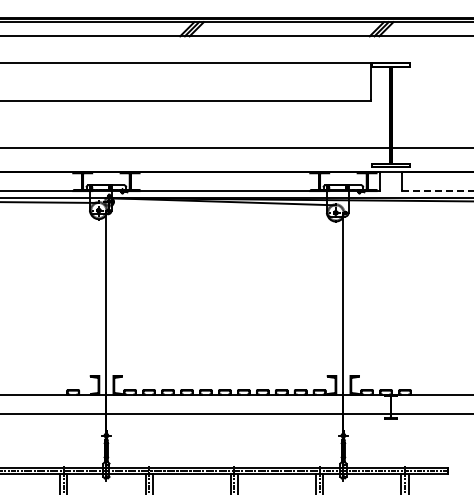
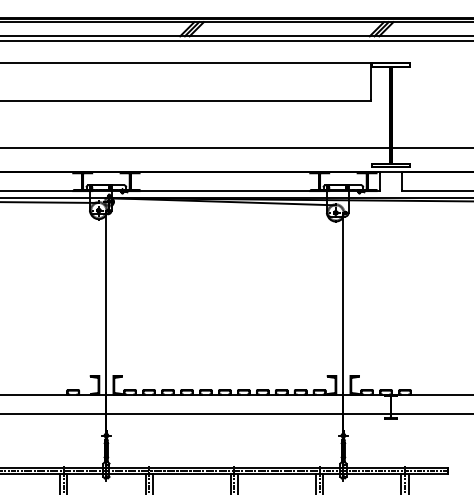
line: none -> present (236, 41)
line: dashed -> solid (437, 191)
